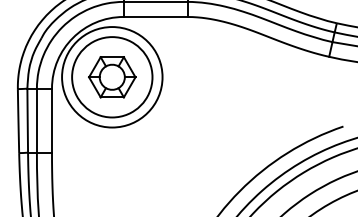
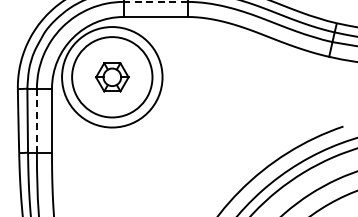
line: solid -> dashed (155, 1)
part size: 49x43 px -> 35x31 px (112, 77)
line: solid -> dashed (36, 121)
